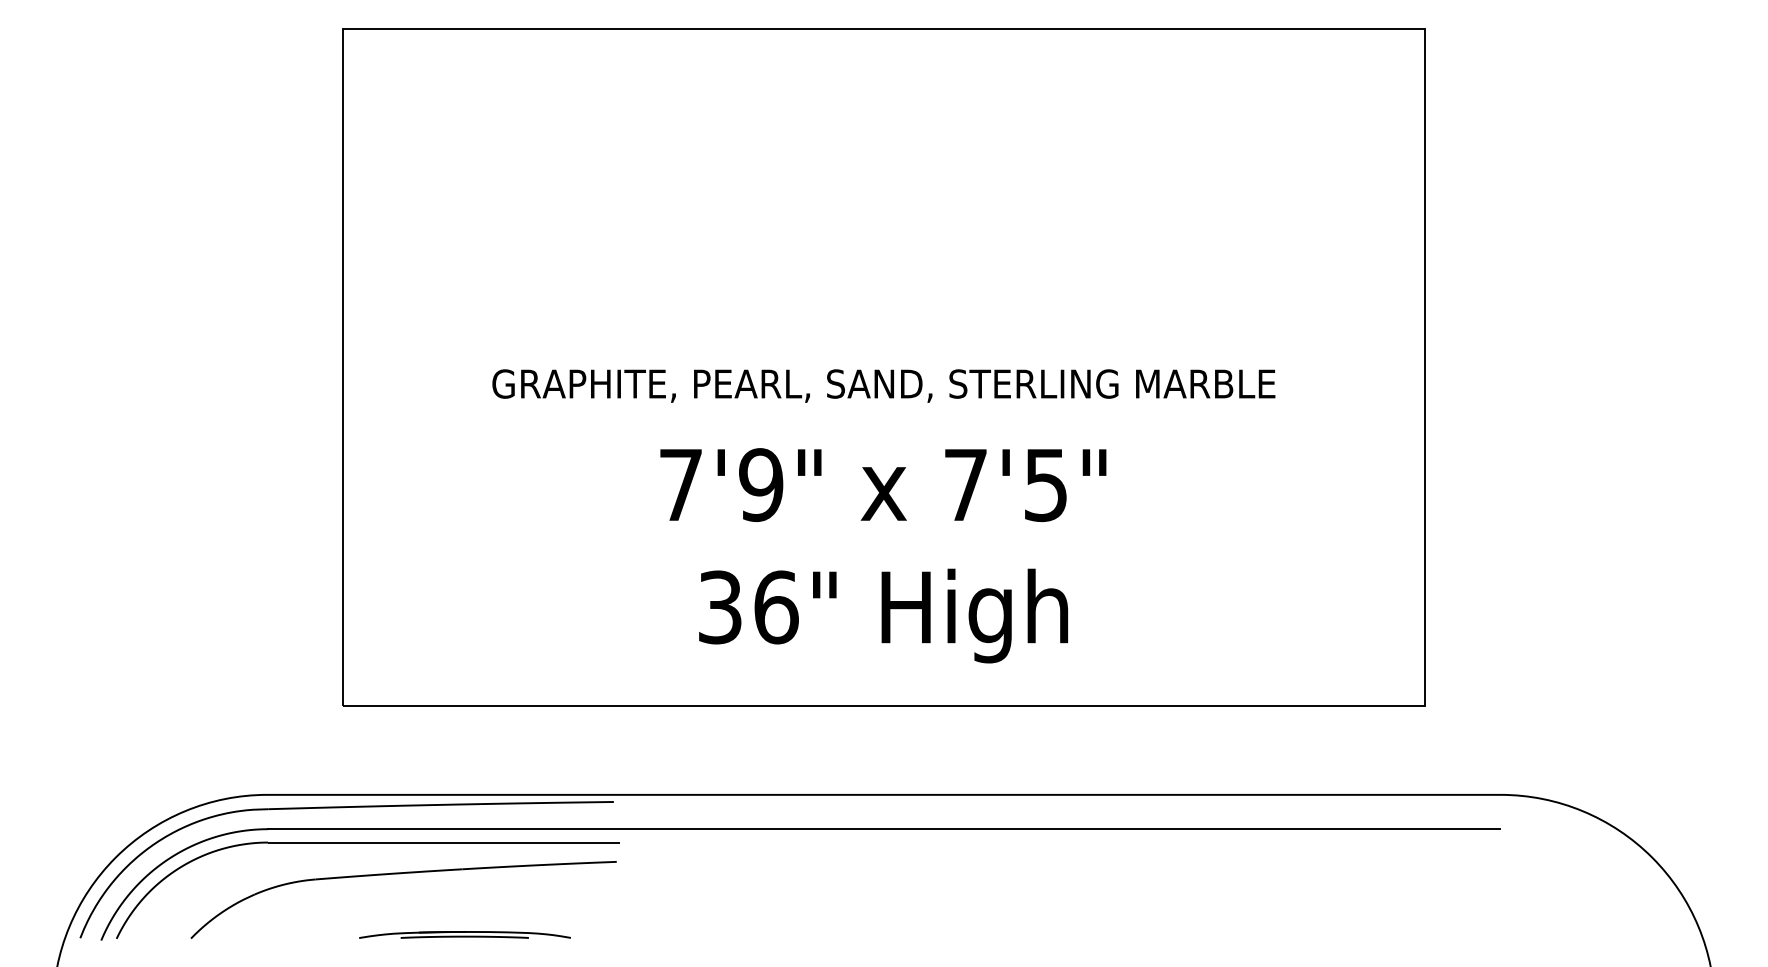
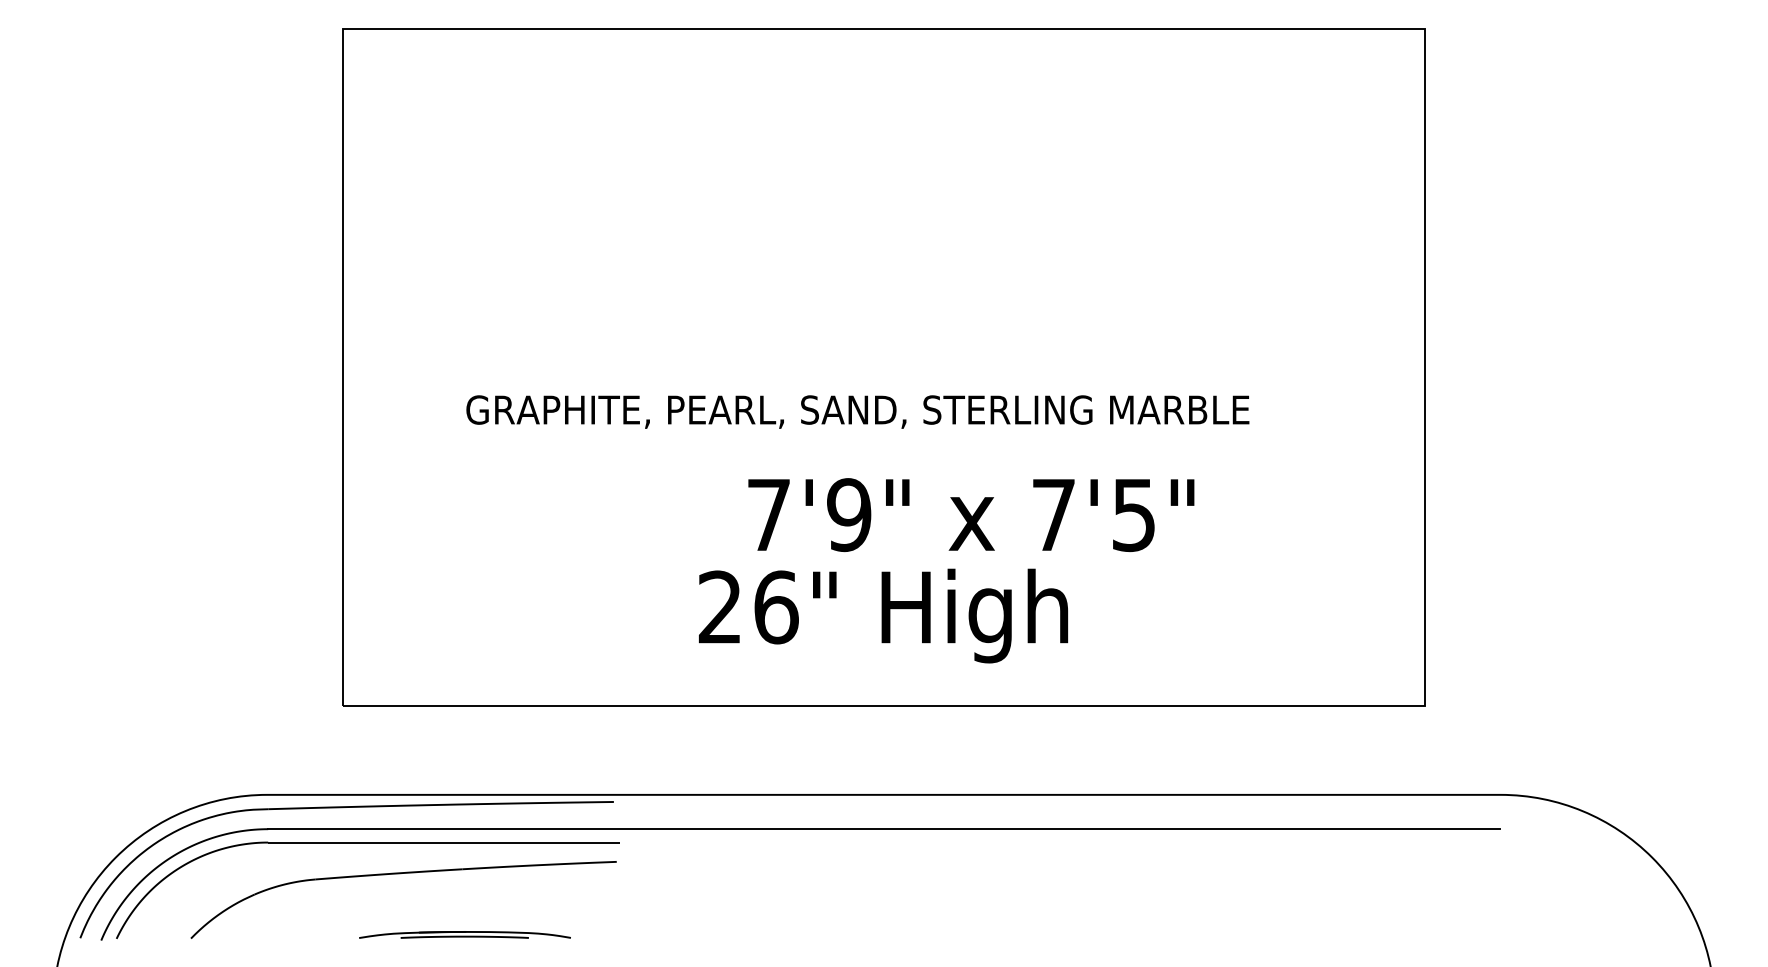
text position: (883, 385) -> (857, 411) (857, 411)
text position: (883, 484) -> (971, 514) (971, 514)
text: 36" -> 26" (719, 607)
